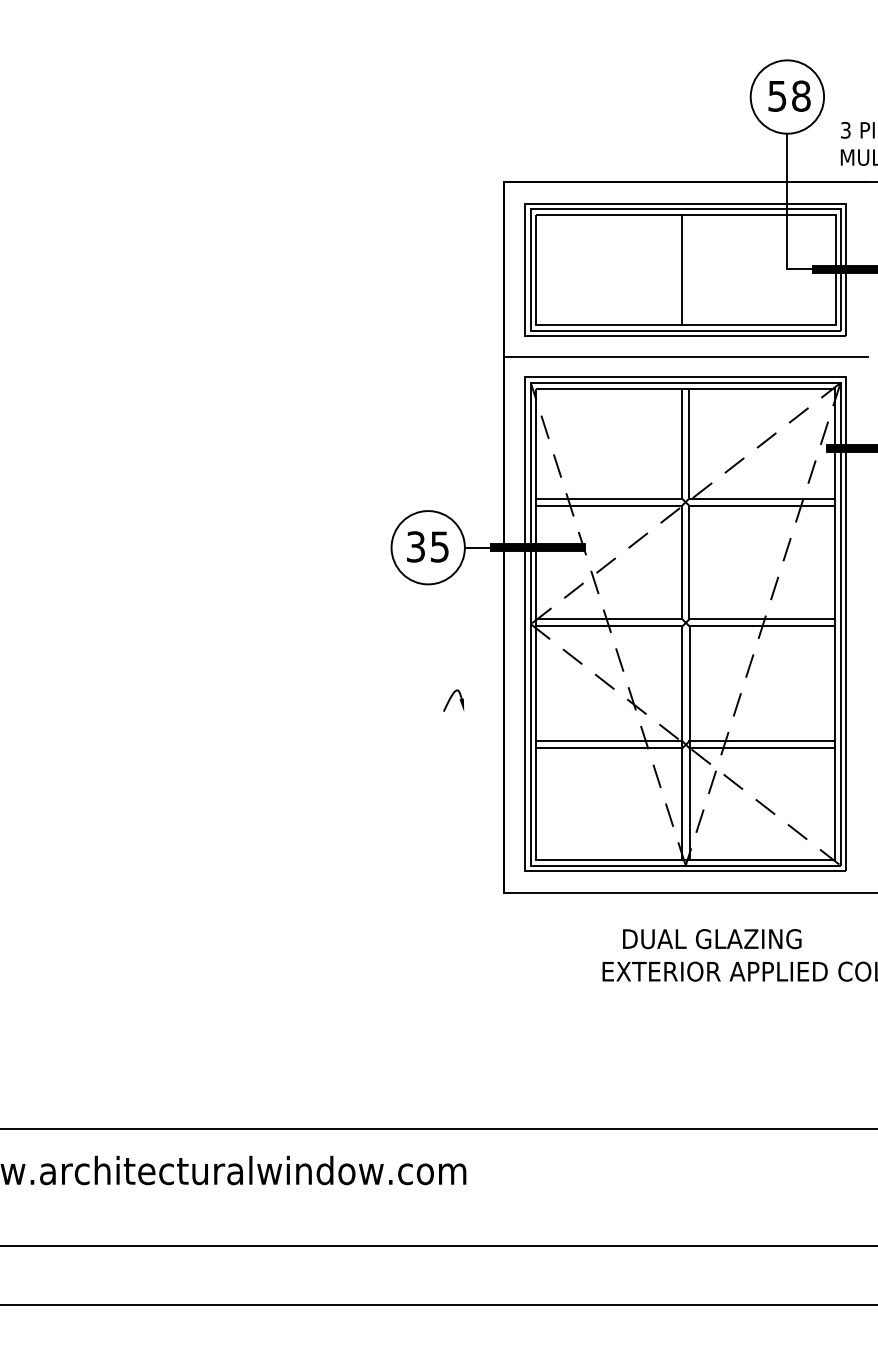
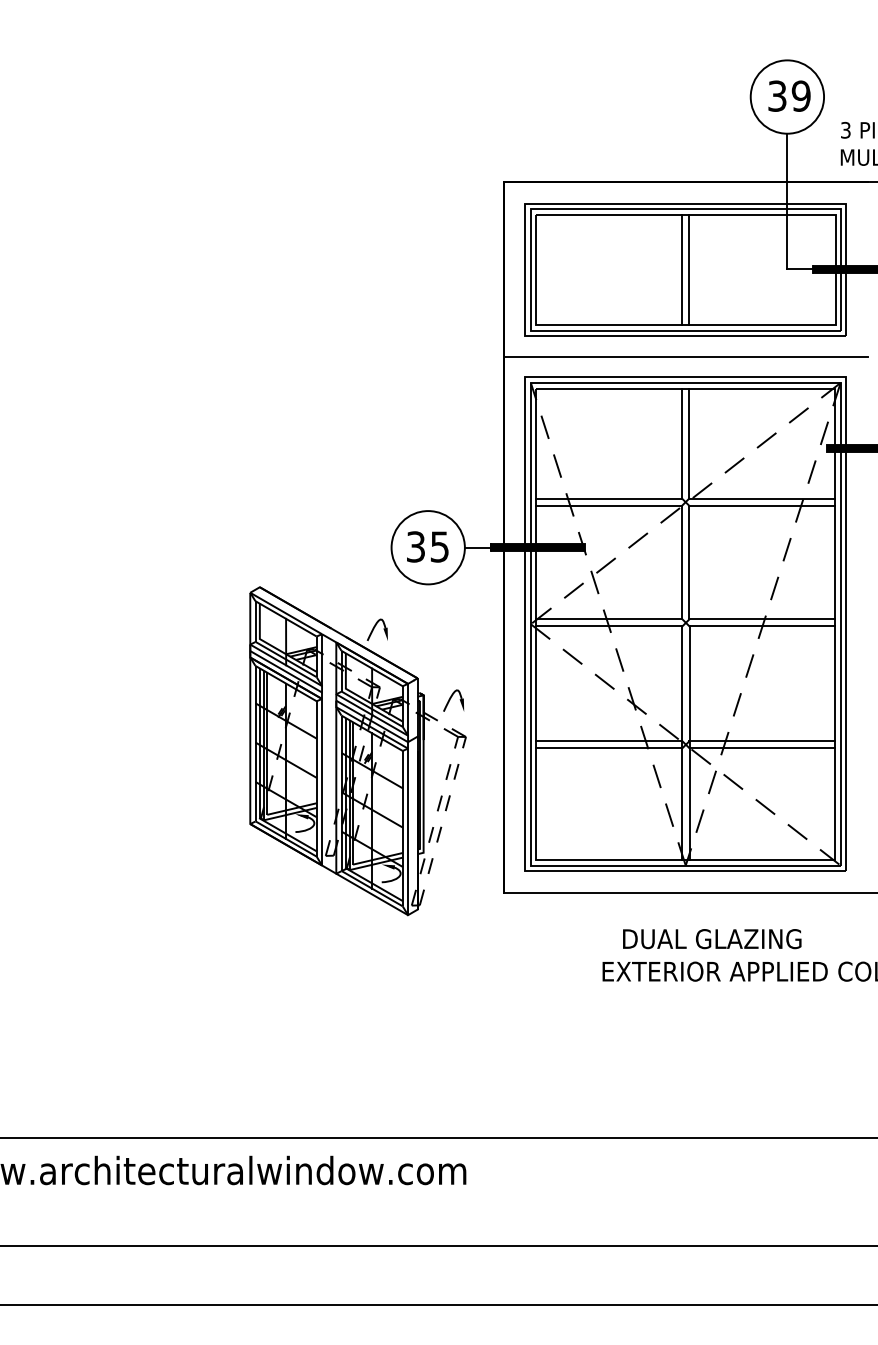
text: 58 -> 39 (789, 95)
line: none -> present (689, 269)
part: none -> present (357, 751)
line position: (438, 1129) -> (438, 1138) (438, 1138)
